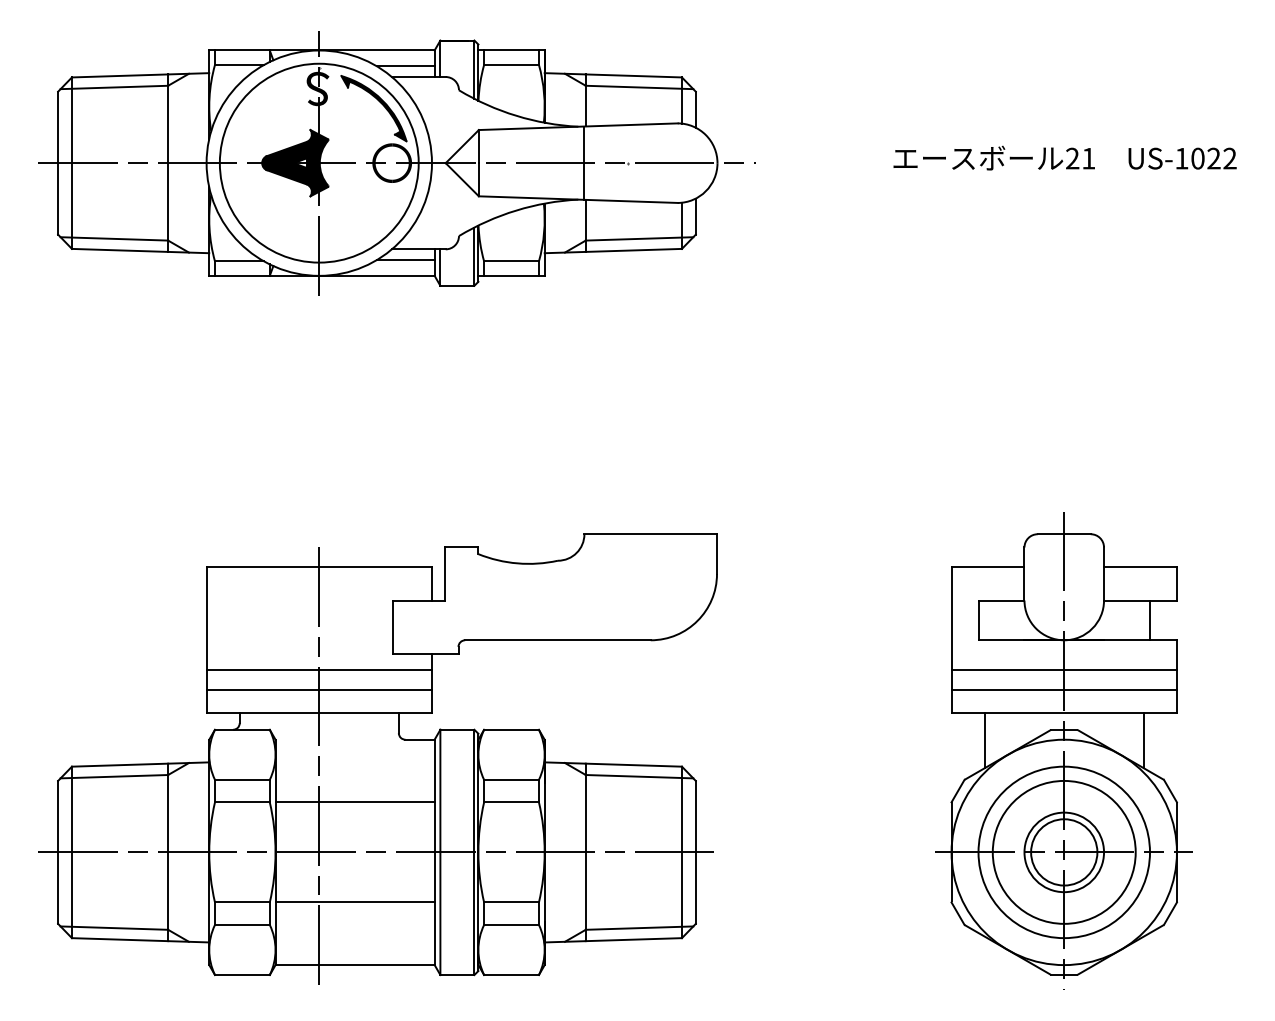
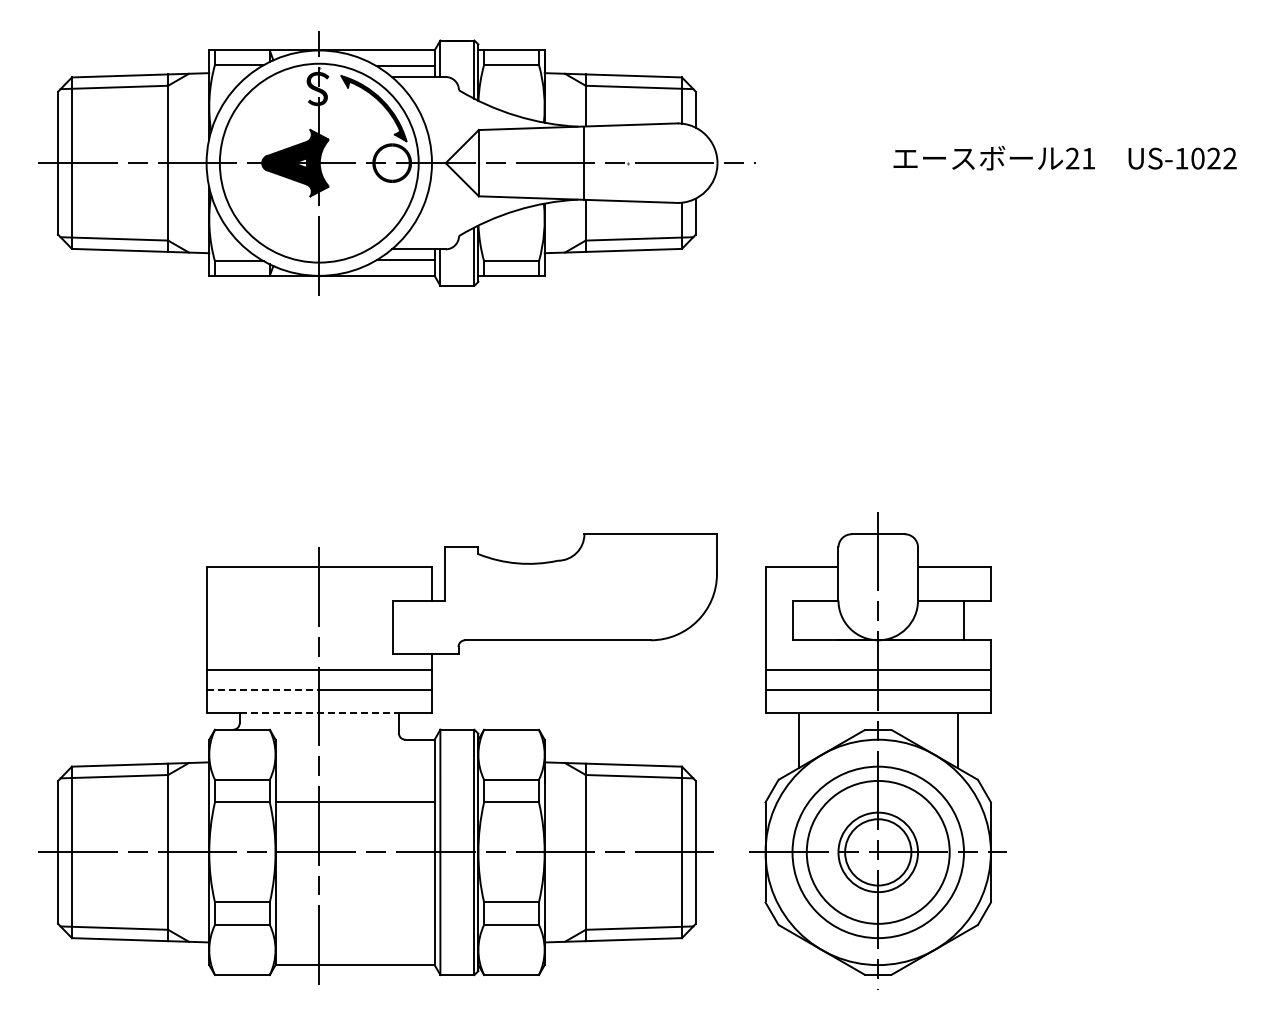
line: solid -> dashed (263, 690)
line: solid -> dashed (319, 713)
part position: (1063, 750) -> (877, 750) (877, 750)
line: present -> none (354, 902)
